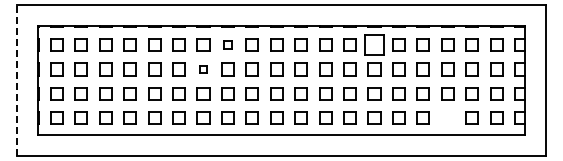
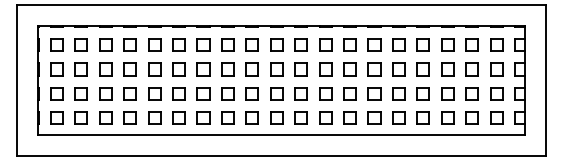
part size: 10x10 px -> 14x14 px (227, 44)
part size: 21x22 px -> 15x14 px (374, 44)
part size: 9x9 px -> 15x15 px (203, 69)
line: dashed -> solid (16, 80)
part: none -> present (447, 117)
